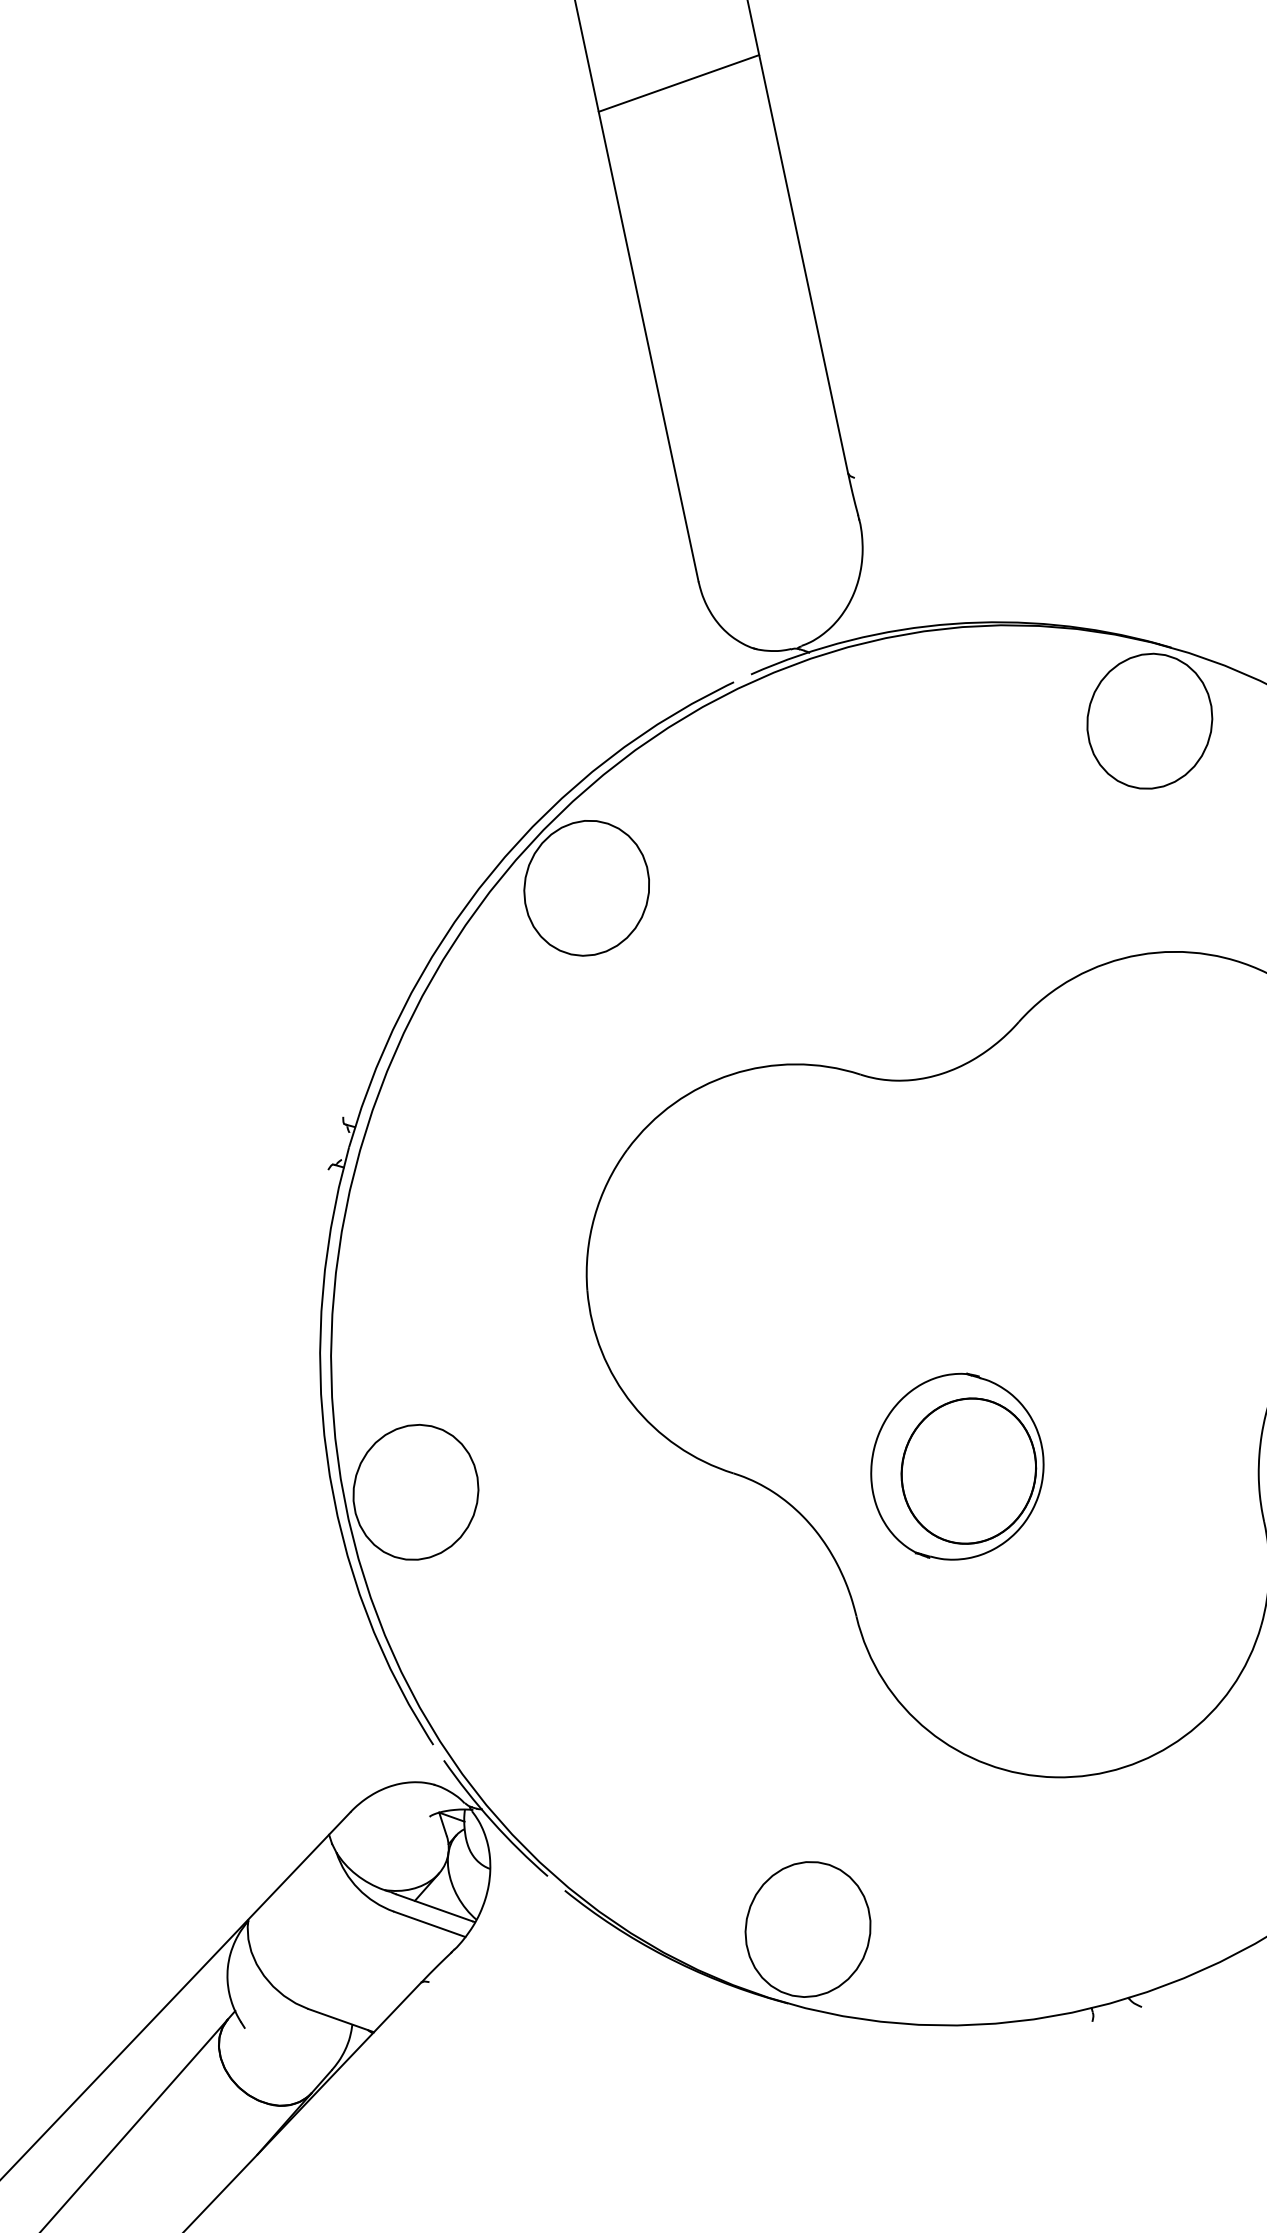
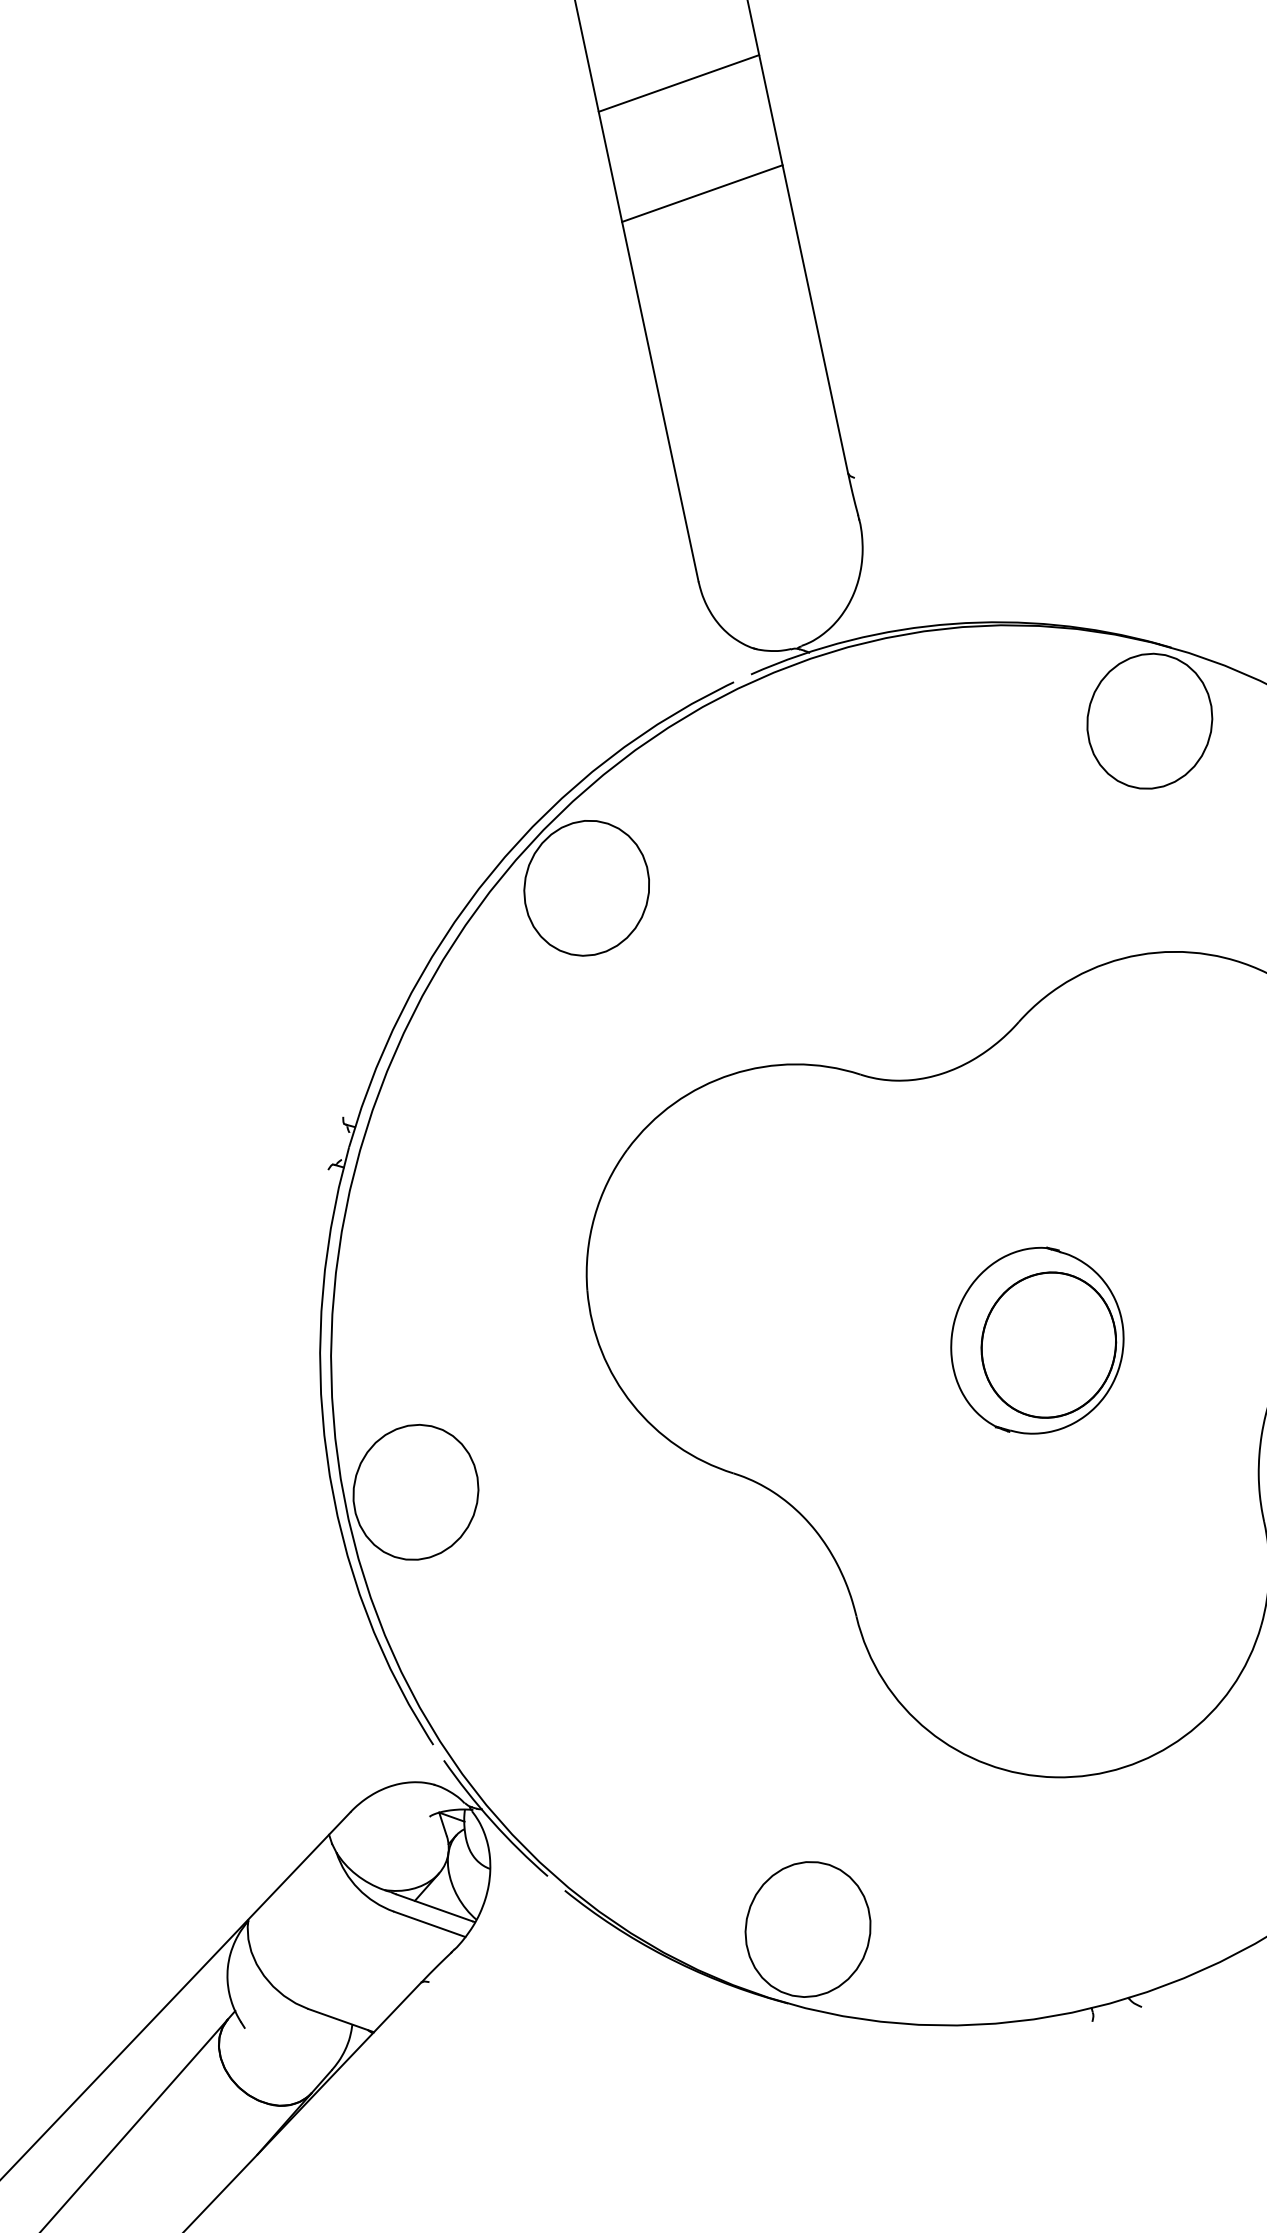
line: none -> present (702, 193)
part position: (957, 1466) -> (1037, 1340) (1037, 1340)
